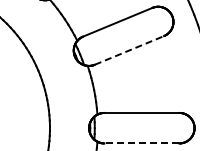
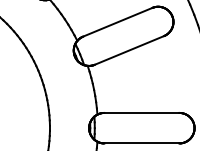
line: dashed -> solid (129, 50)
line: dashed -> solid (141, 143)
